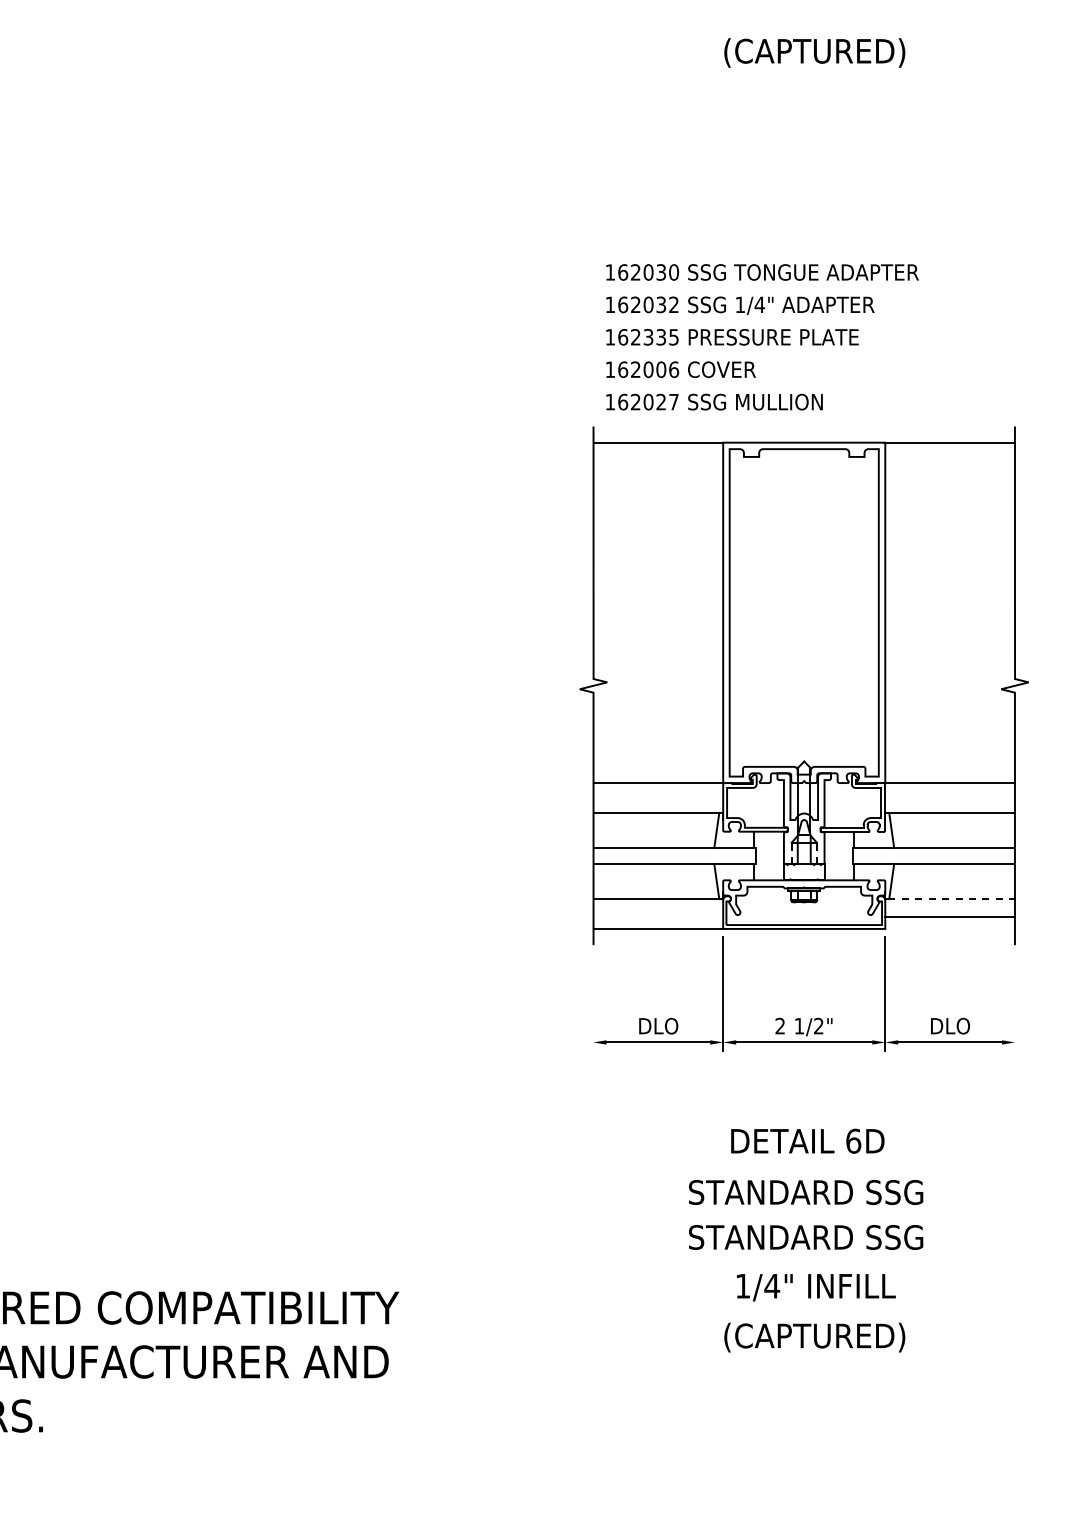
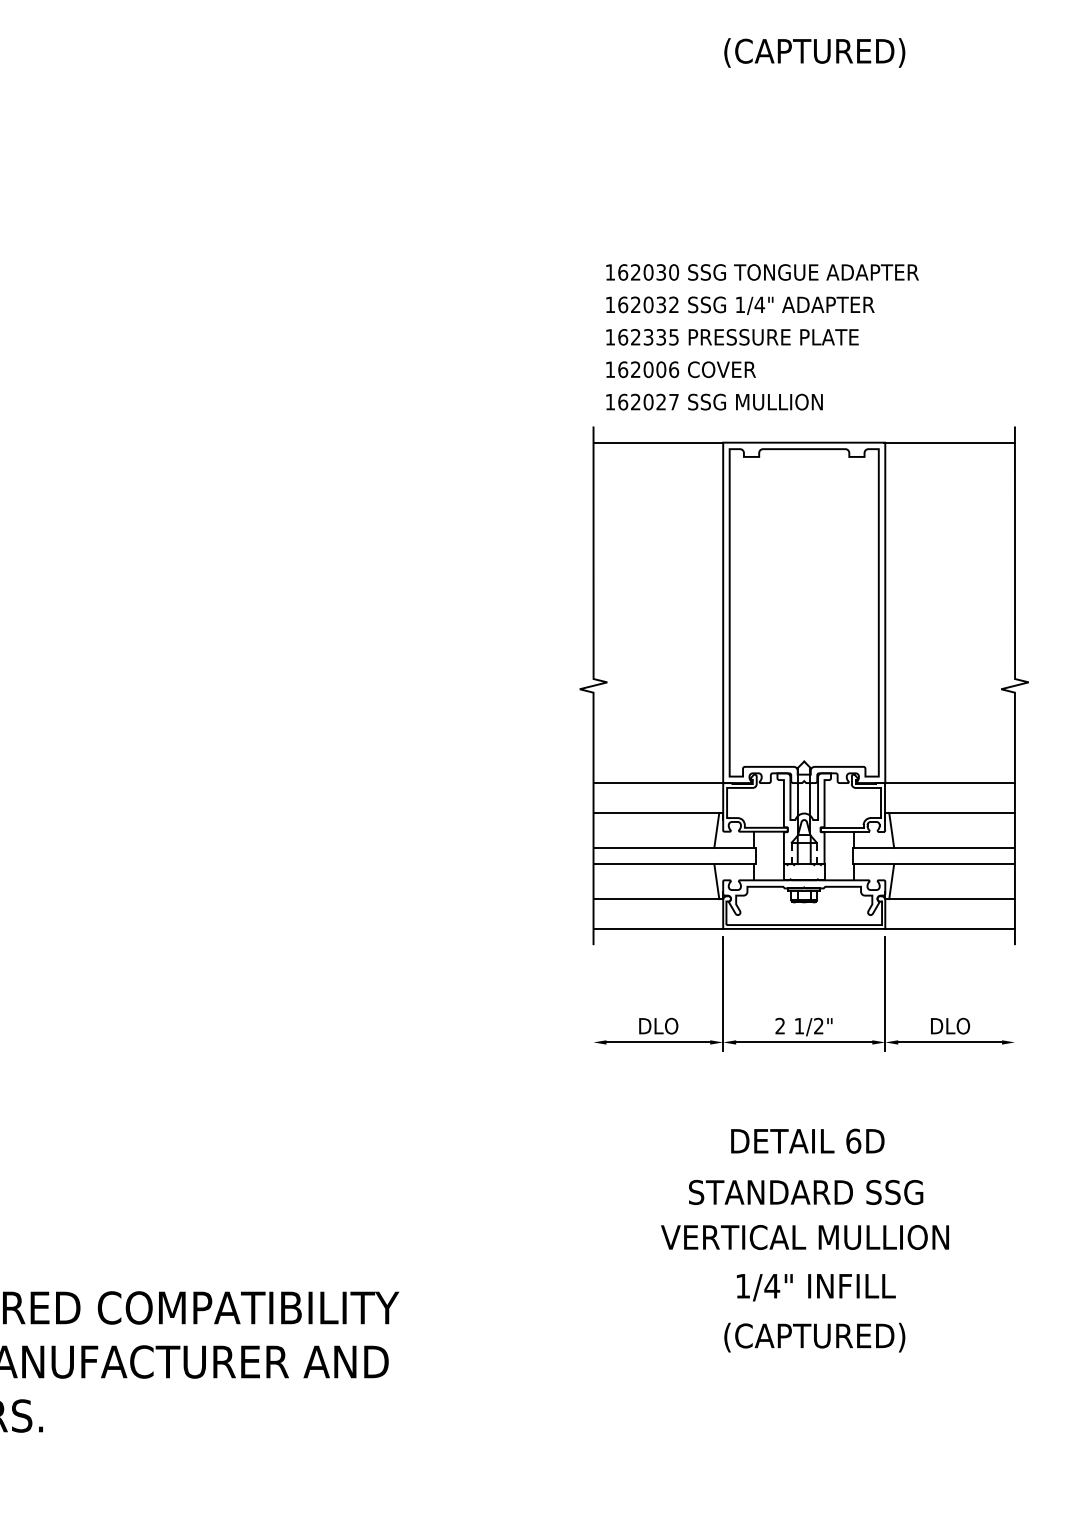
line: dashed -> solid (952, 899)
line position: (949, 916) -> (949, 928) (949, 928)
text: STANDARD SSG -> VERTICAL MULLION (804, 1236)
